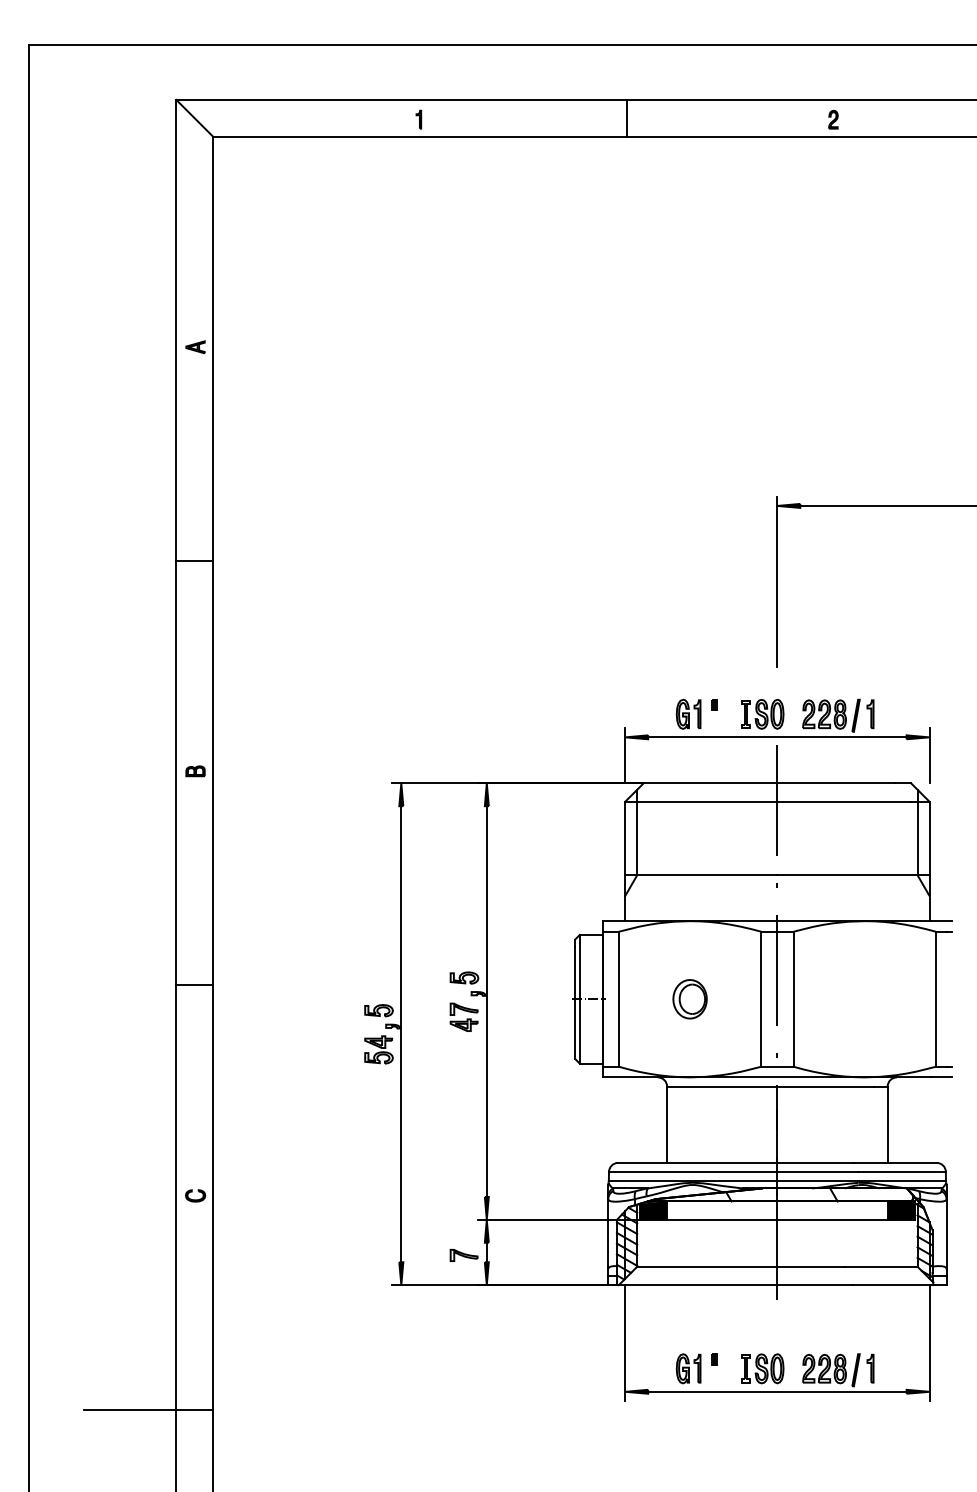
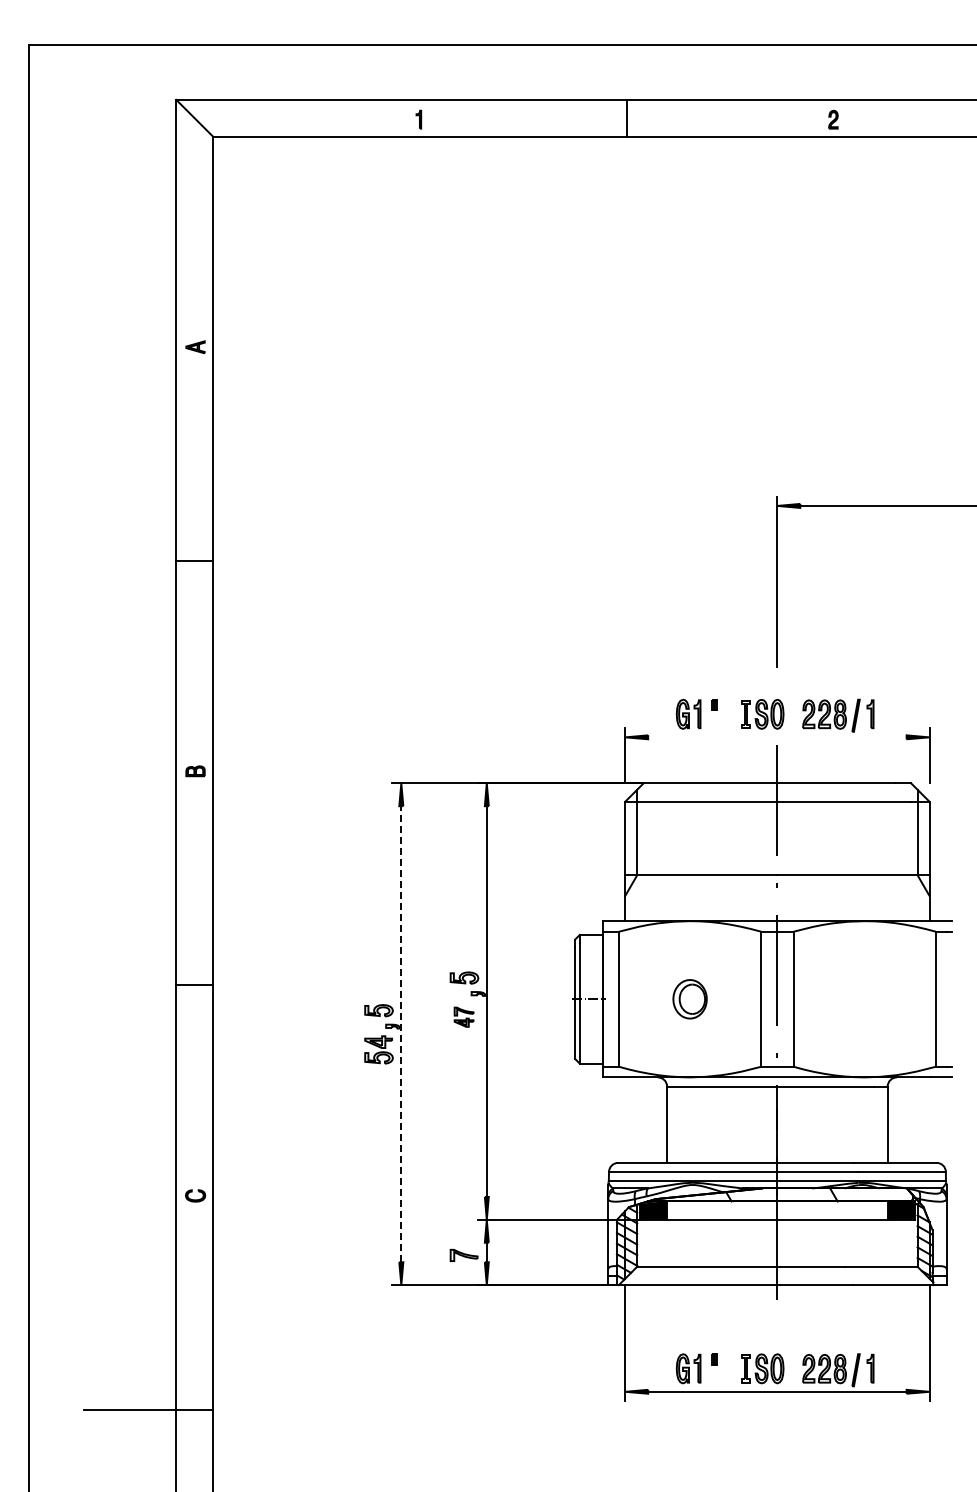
line: present -> none (777, 737)
part size: 30x30 px -> 22x22 px (463, 1016)
line: solid -> dashed (401, 1033)
